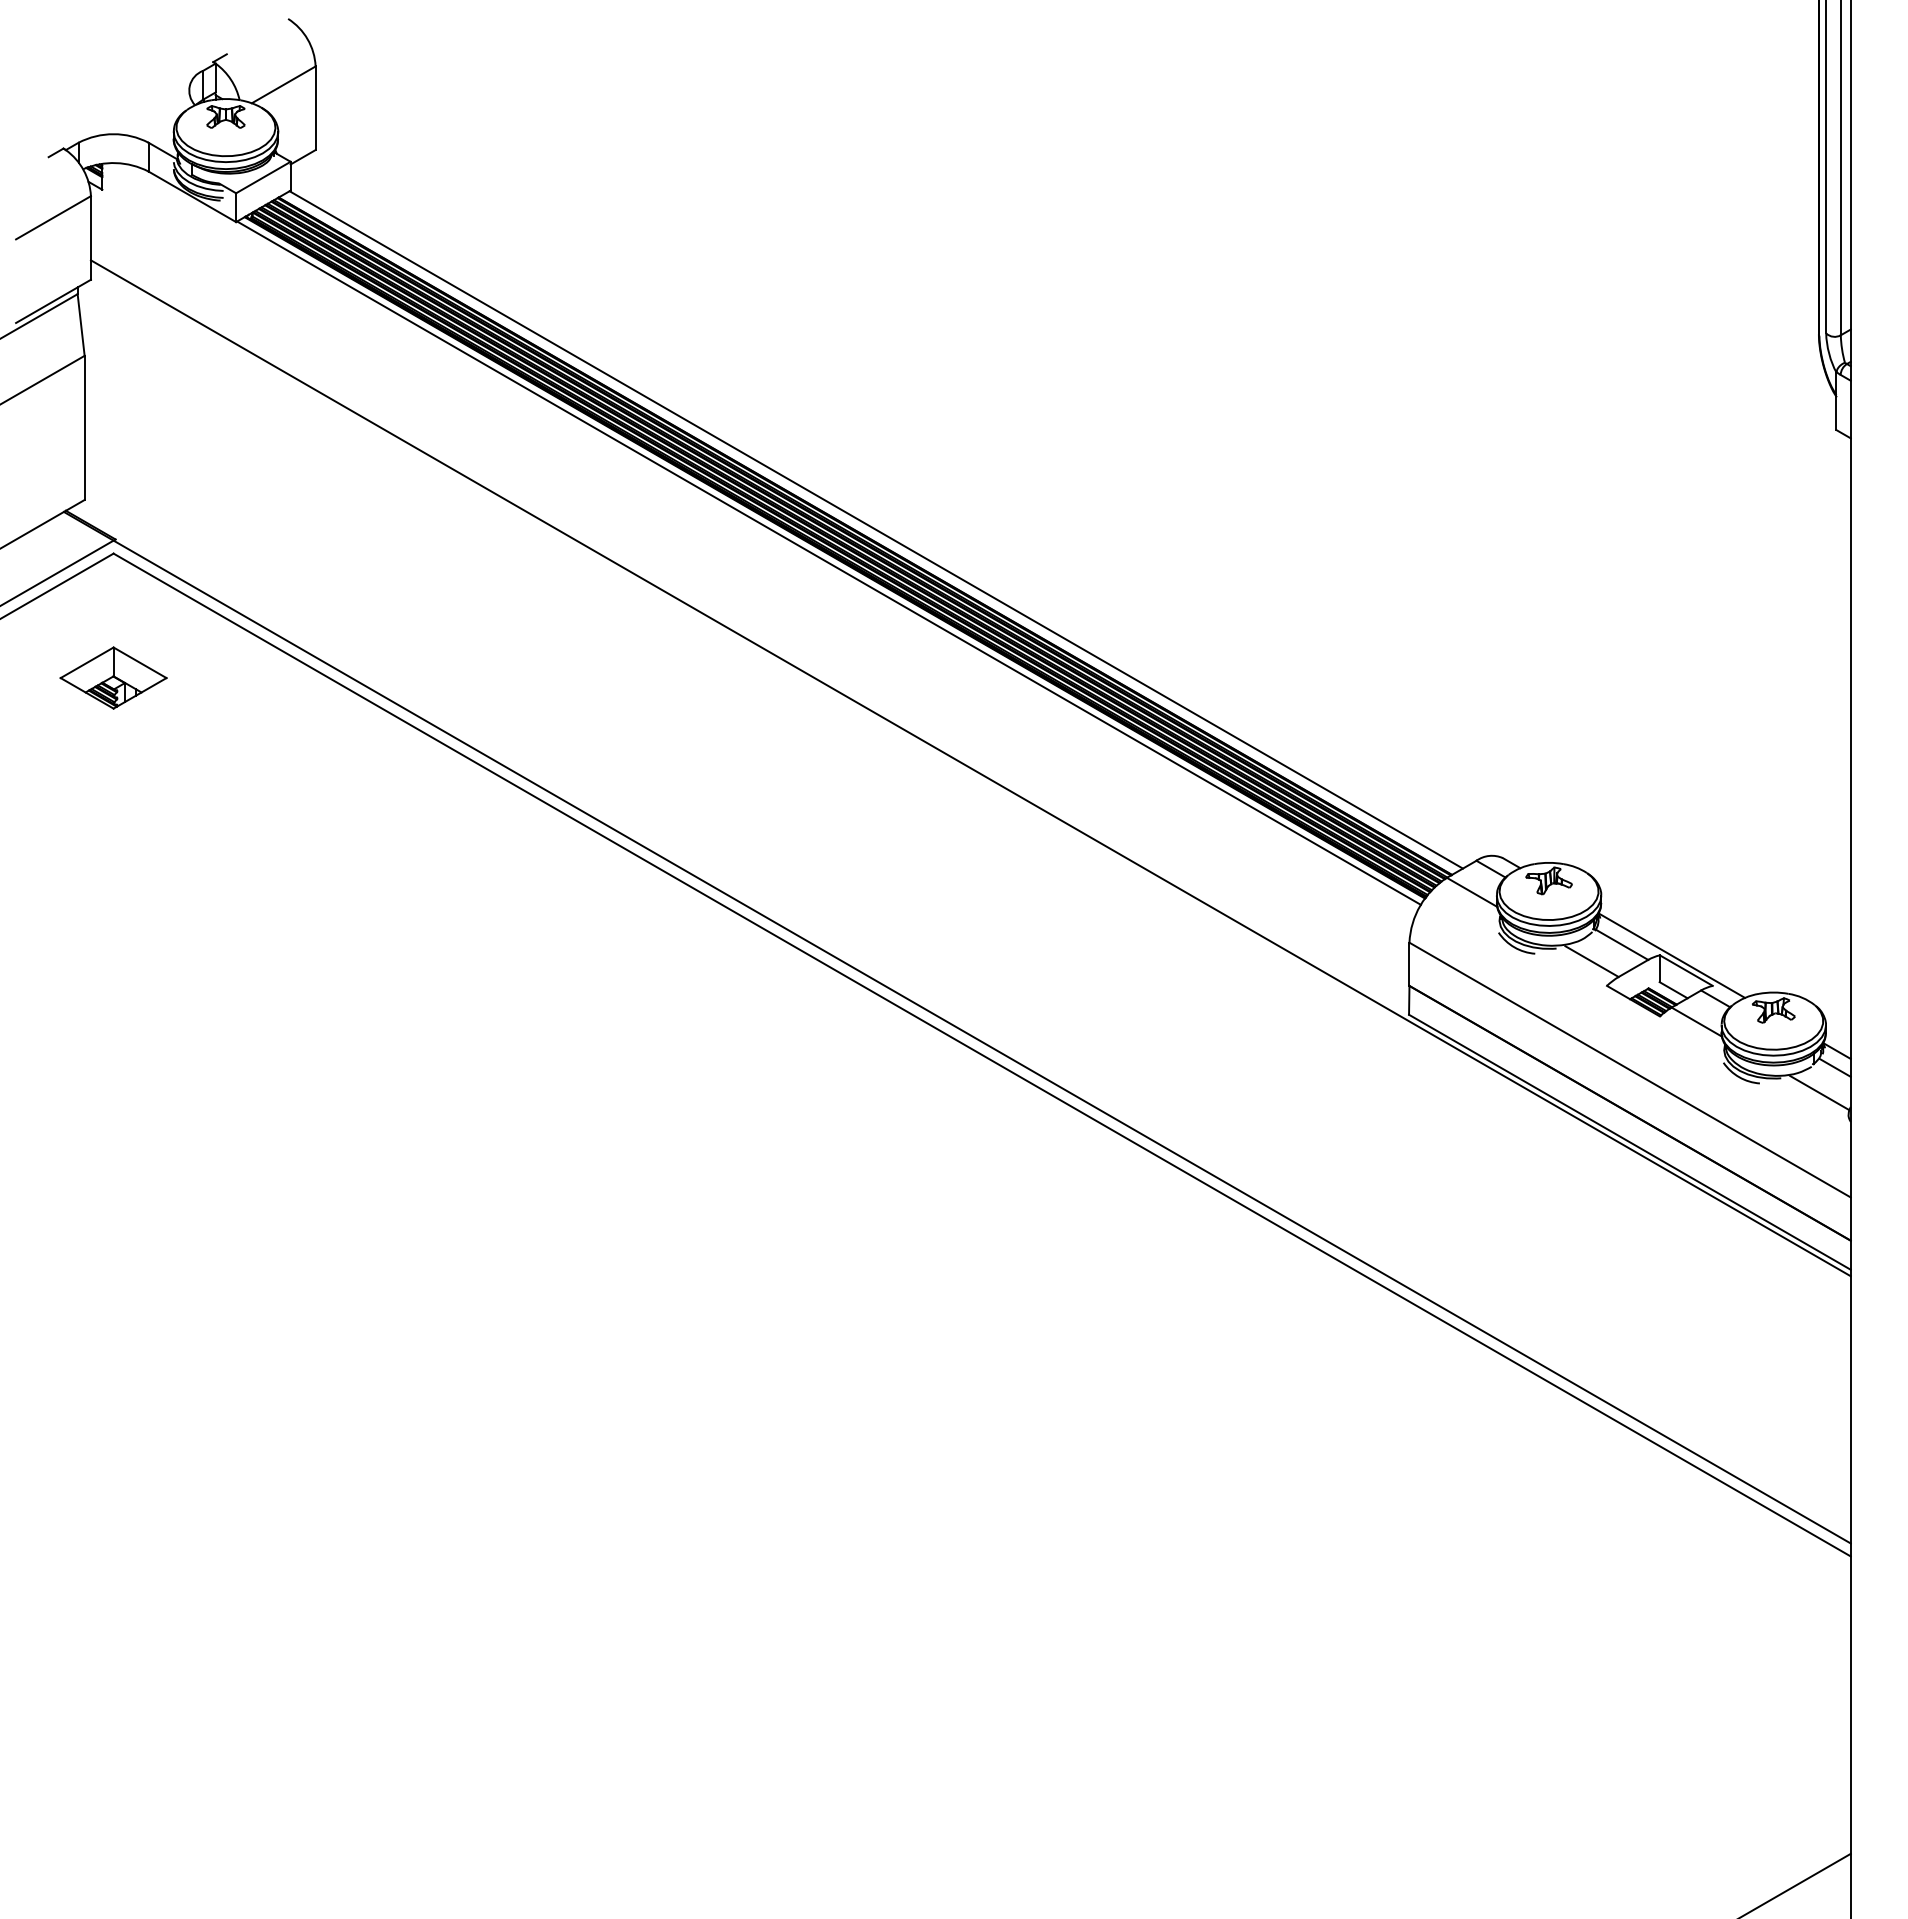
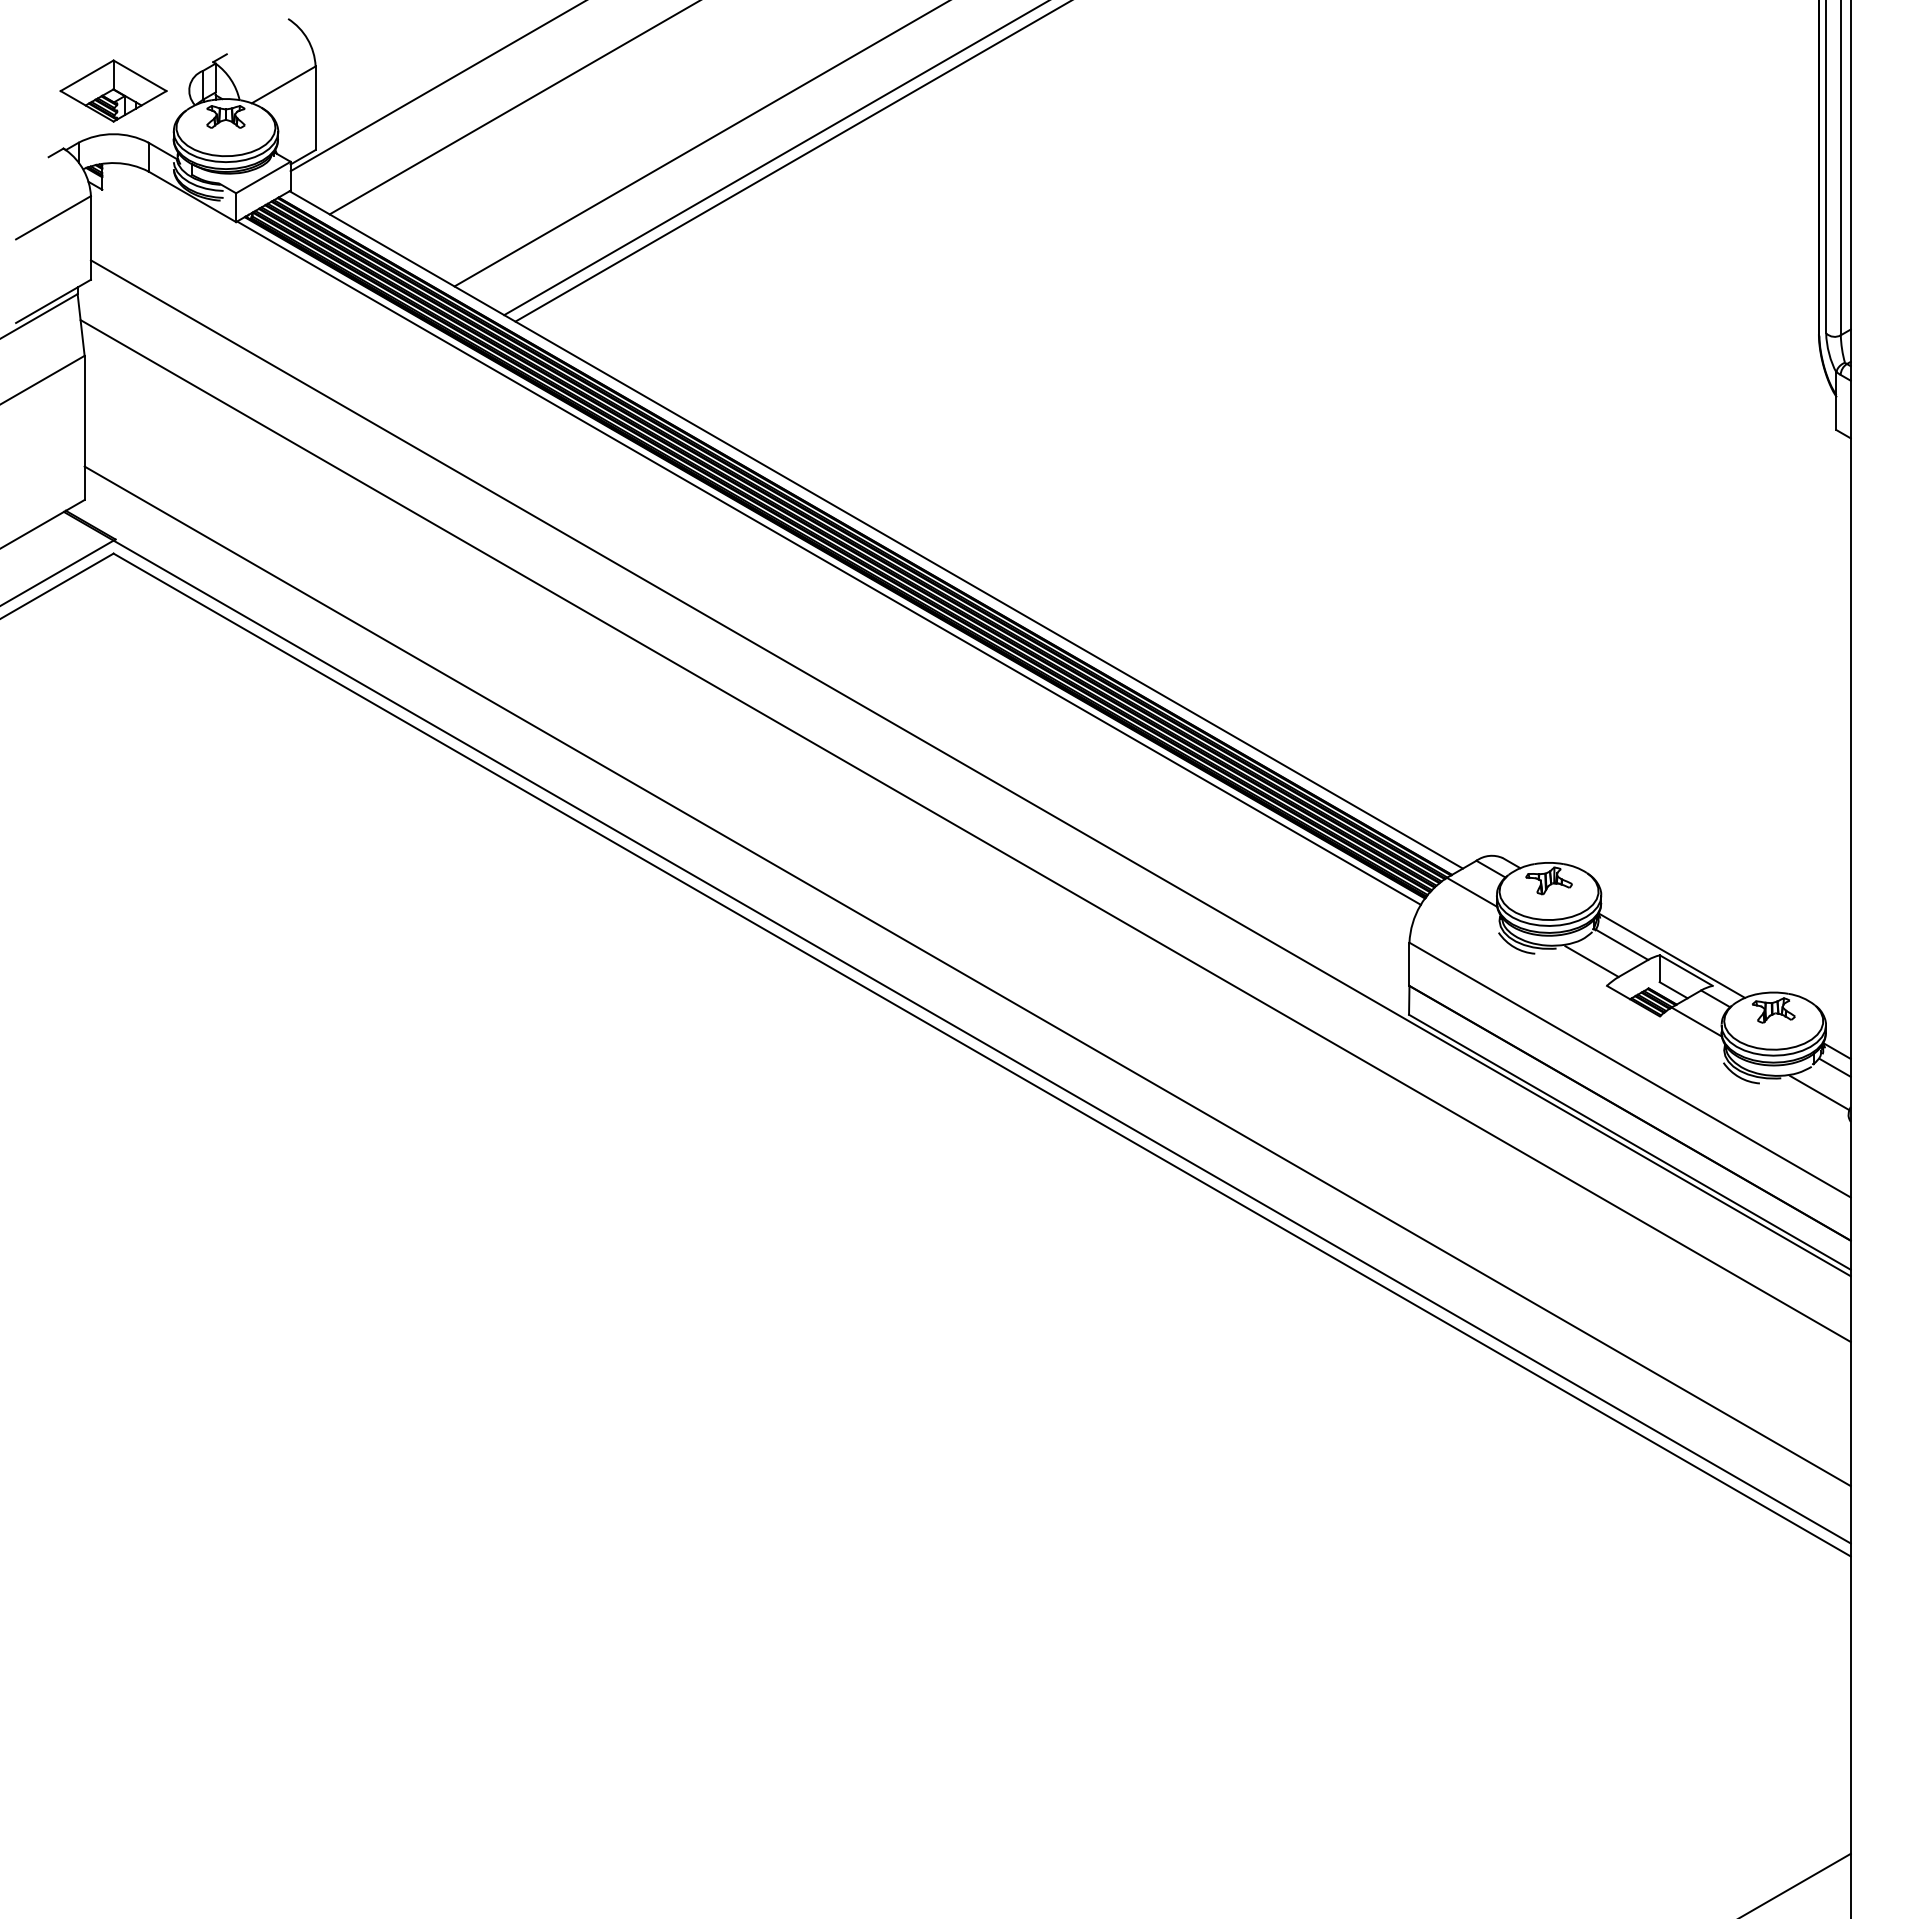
line: none -> present (436, 86)
line: none -> present (512, 108)
line: none -> present (700, 144)
line: none -> present (775, 158)
line: none -> present (791, 161)
part position: (113, 677) -> (113, 90) (113, 90)
line: none -> present (965, 830)
line: none -> present (967, 976)
